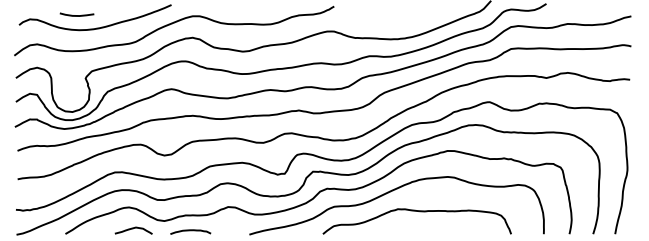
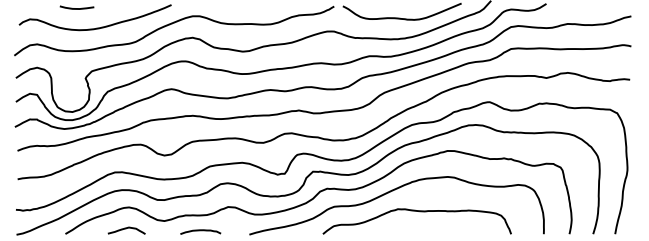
curve position: (76, 15) -> (76, 8) (76, 8)
curve: none -> present (400, 17)
curve position: (133, 229) -> (126, 229) (126, 229)
curve position: (190, 231) -> (200, 231) (200, 231)
